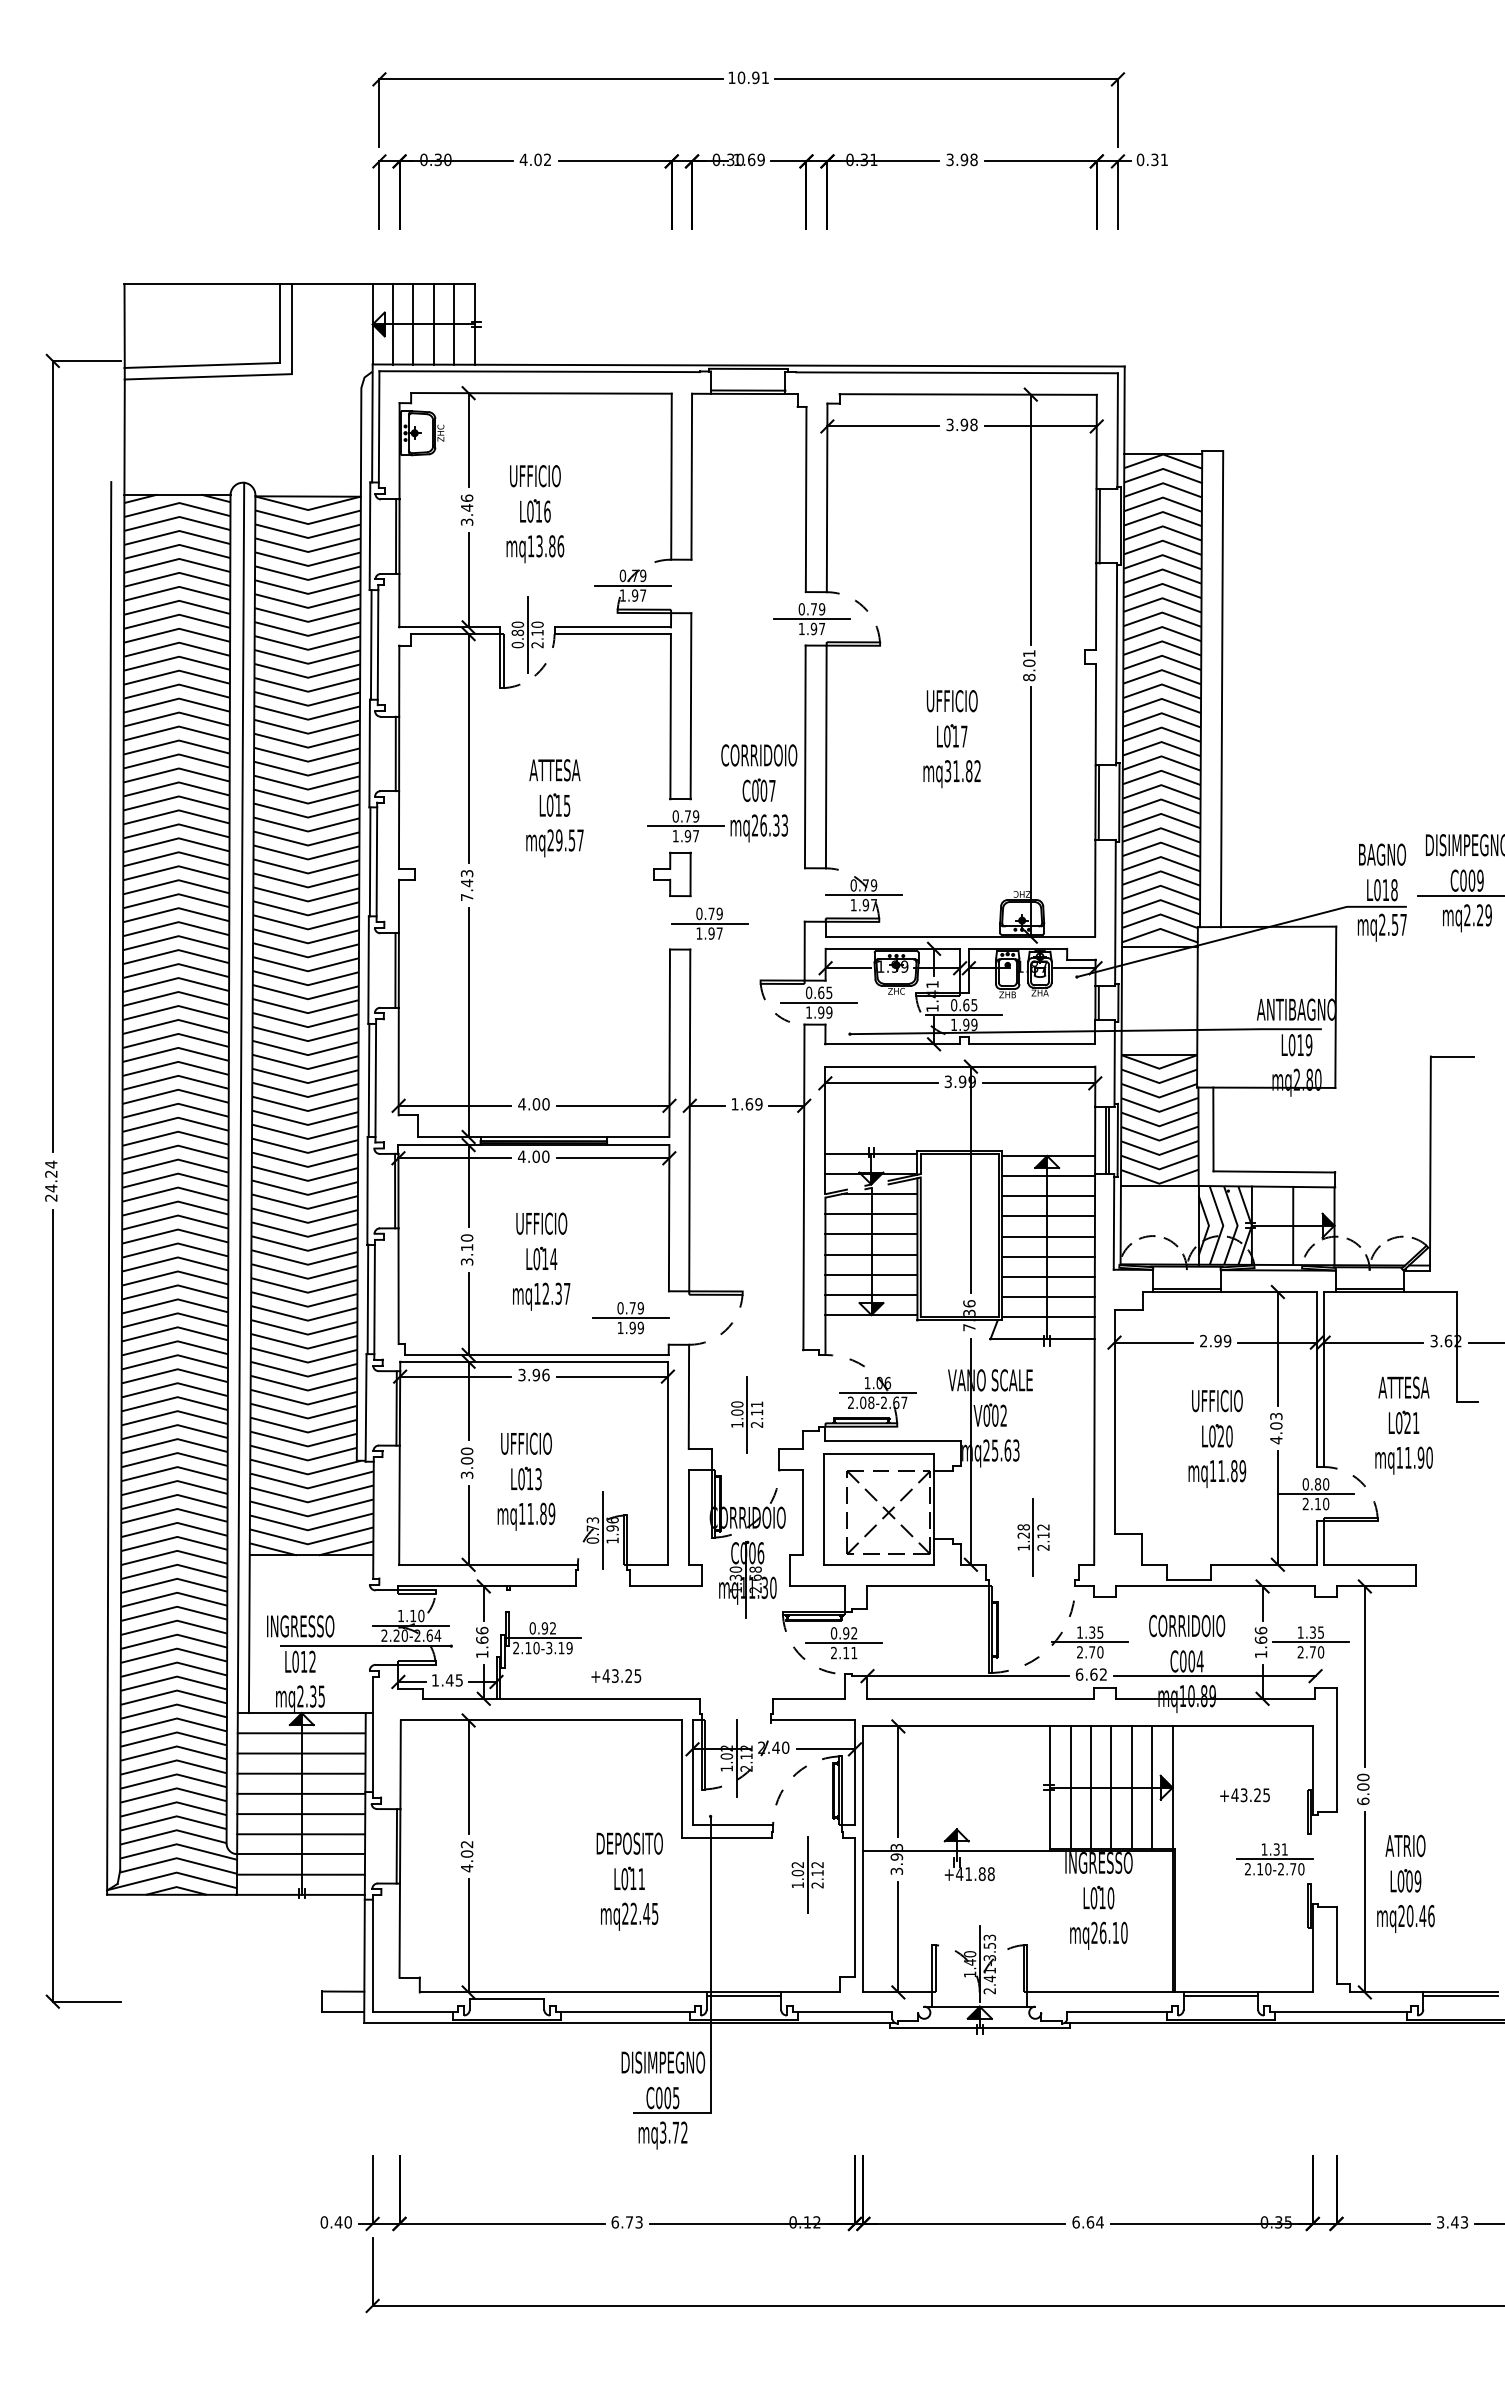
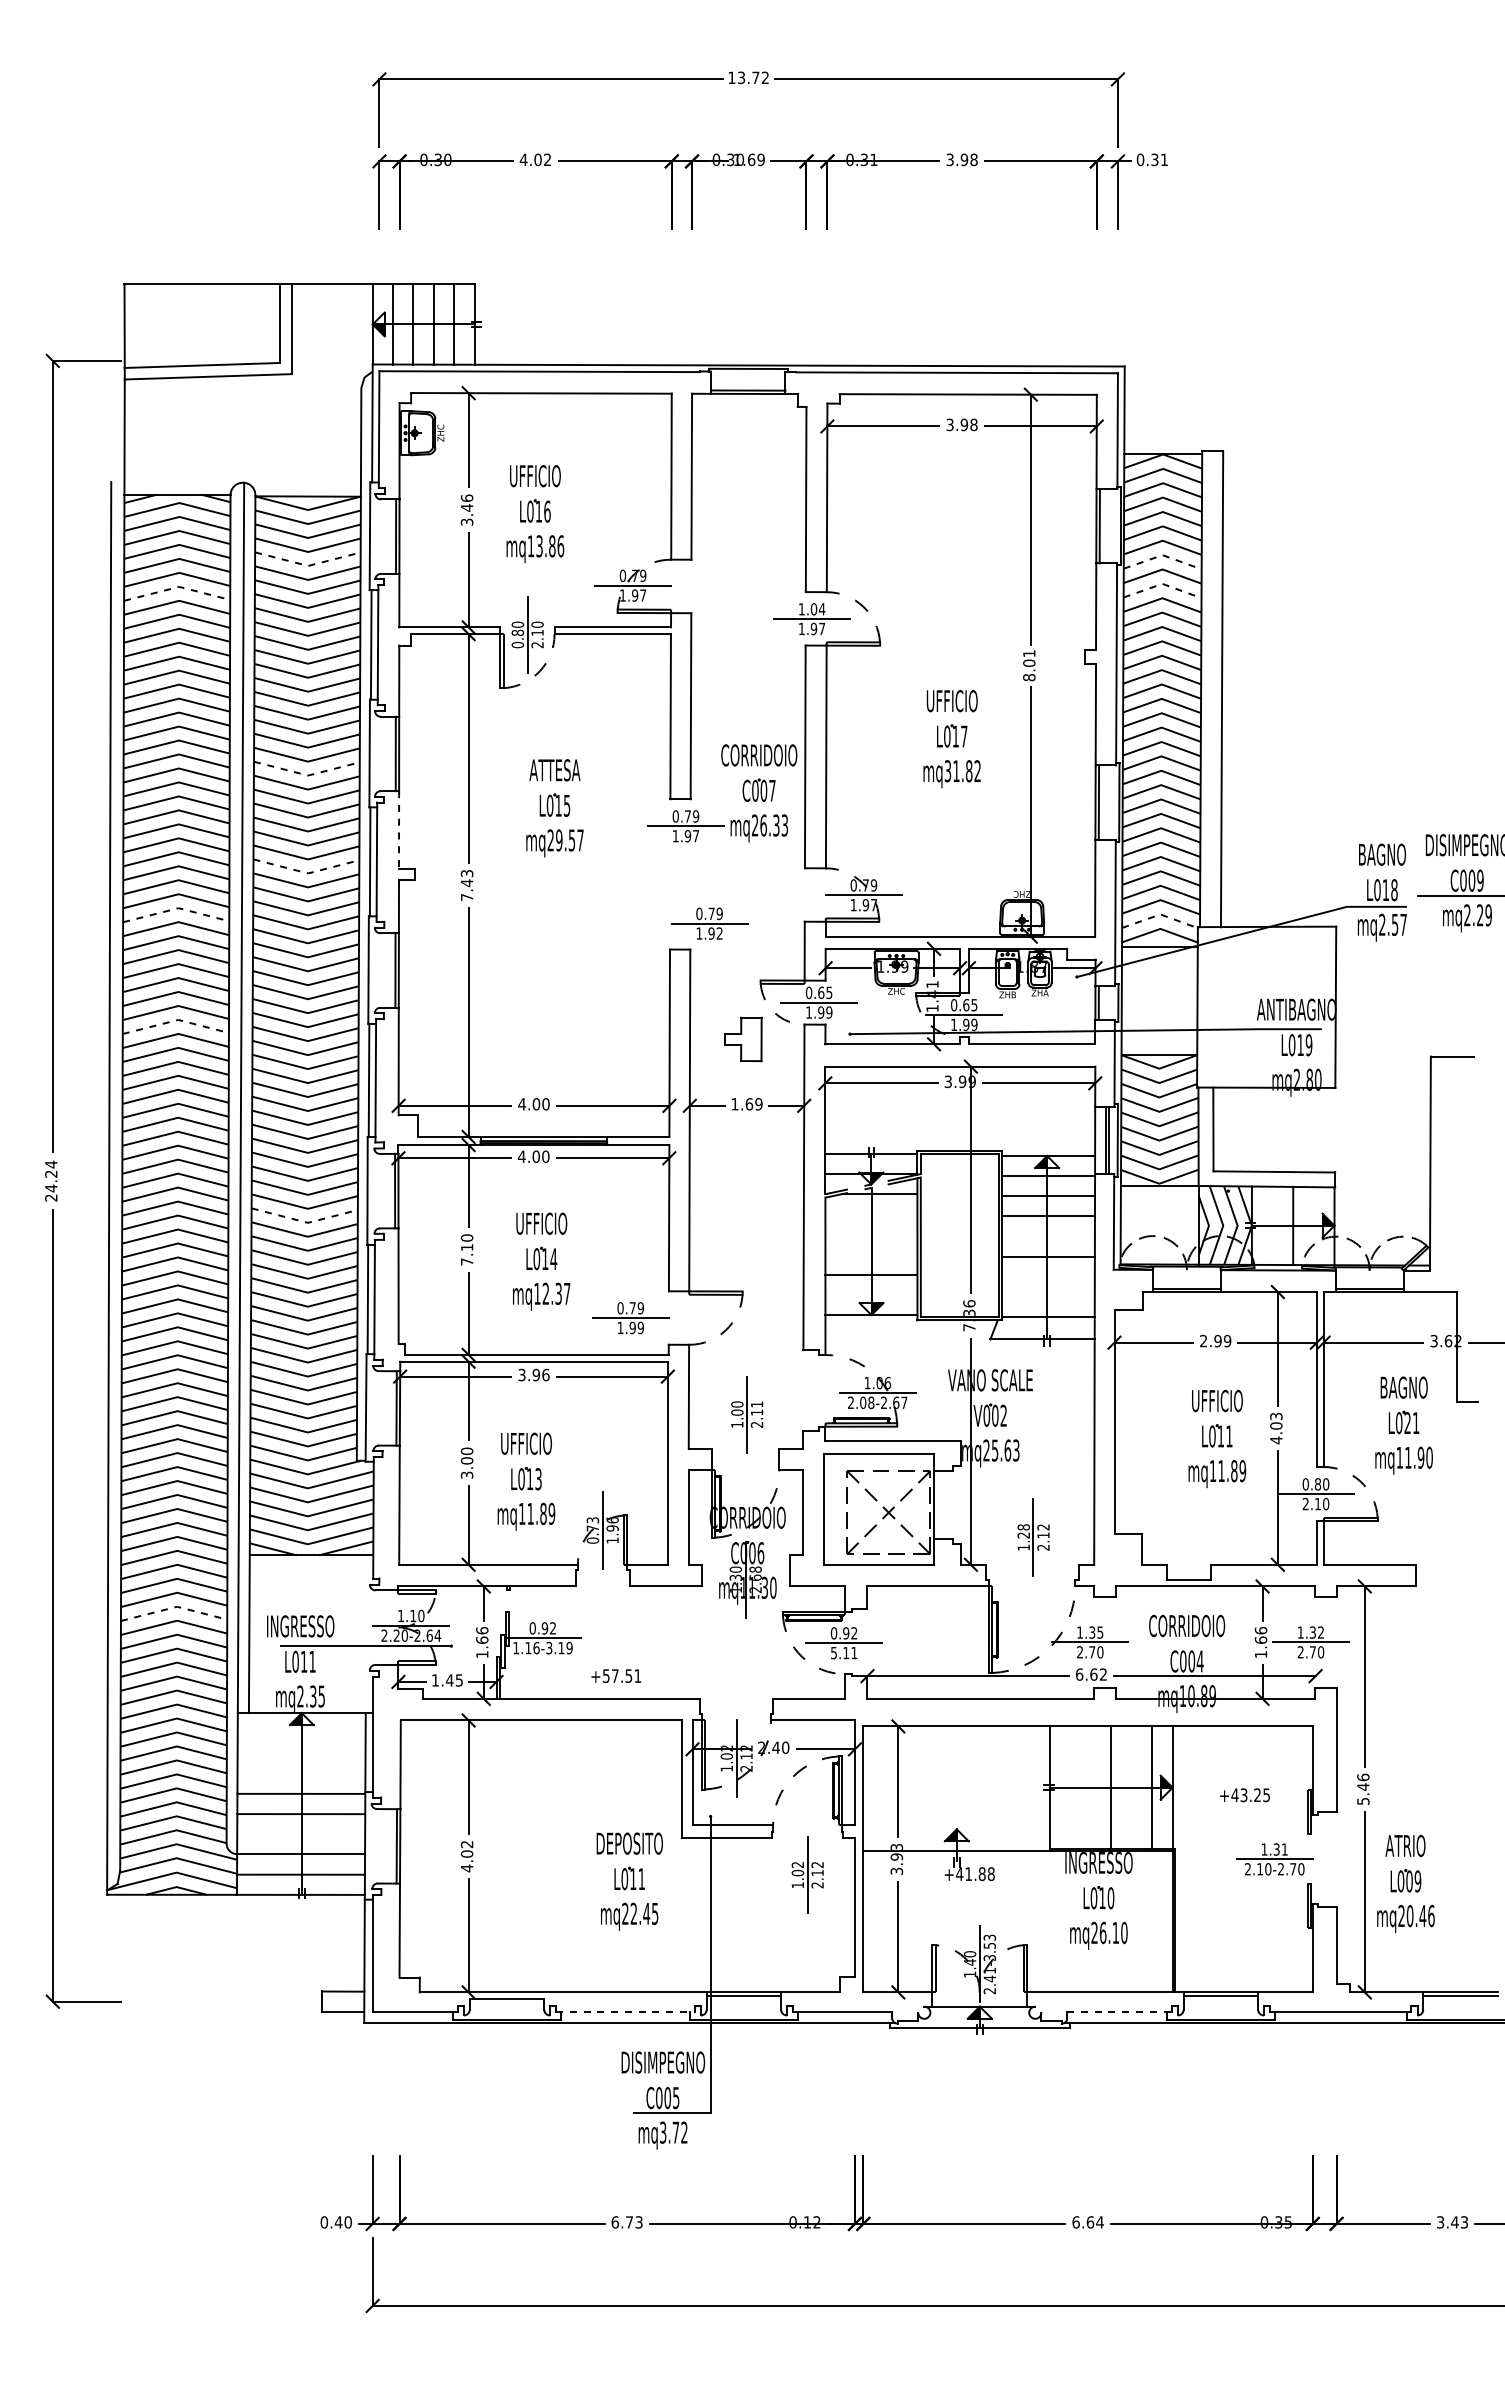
text: 10.91 -> 13.72 (752, 77)
line: solid -> dashed (1162, 555)
line: solid -> dashed (308, 565)
line: solid -> dashed (1162, 583)
line: solid -> dashed (178, 587)
text: 0.79 -> 1.04 (811, 609)
line: solid -> dashed (308, 775)
line: solid -> dashed (399, 830)
line: solid -> dashed (307, 873)
part position: (672, 874) -> (743, 1039) (743, 1039)
line: solid -> dashed (176, 908)
line: solid -> dashed (1160, 914)
text: 1.97 -> 1.92 (719, 933)
line: solid -> dashed (176, 1020)
line: present -> none (871, 1214)
line: solid -> dashed (305, 1222)
line: present -> none (871, 1234)
line: present -> none (1048, 1236)
line: present -> none (871, 1254)
text: 3.10 -> 7.10 (466, 1261)
line: present -> none (1048, 1276)
line: present -> none (871, 1294)
line: present -> none (1048, 1296)
text: ATTESA -> BAGNO (1403, 1387)
text: L020 -> L011 (1224, 1436)
line: solid -> dashed (174, 1607)
text: 1.35 -> 1.32 (1320, 1632)
text: 2.10-3.19 -> 1.16-3.19 (526, 1647)
text: 2.11 -> 5.11 (833, 1652)
text: L012 -> L011 (312, 1661)
text: +43.25 -> +57.51 (621, 1675)
line: present -> none (300, 1733)
line: present -> none (300, 1753)
line: present -> none (300, 1773)
line: present -> none (1070, 1787)
line: present -> none (1091, 1787)
line: present -> none (1131, 1787)
text: 6.00 -> 5.46 (1363, 1789)
line: present -> none (300, 1834)
line: solid -> dashed (625, 2012)
line: solid -> dashed (1119, 2012)
